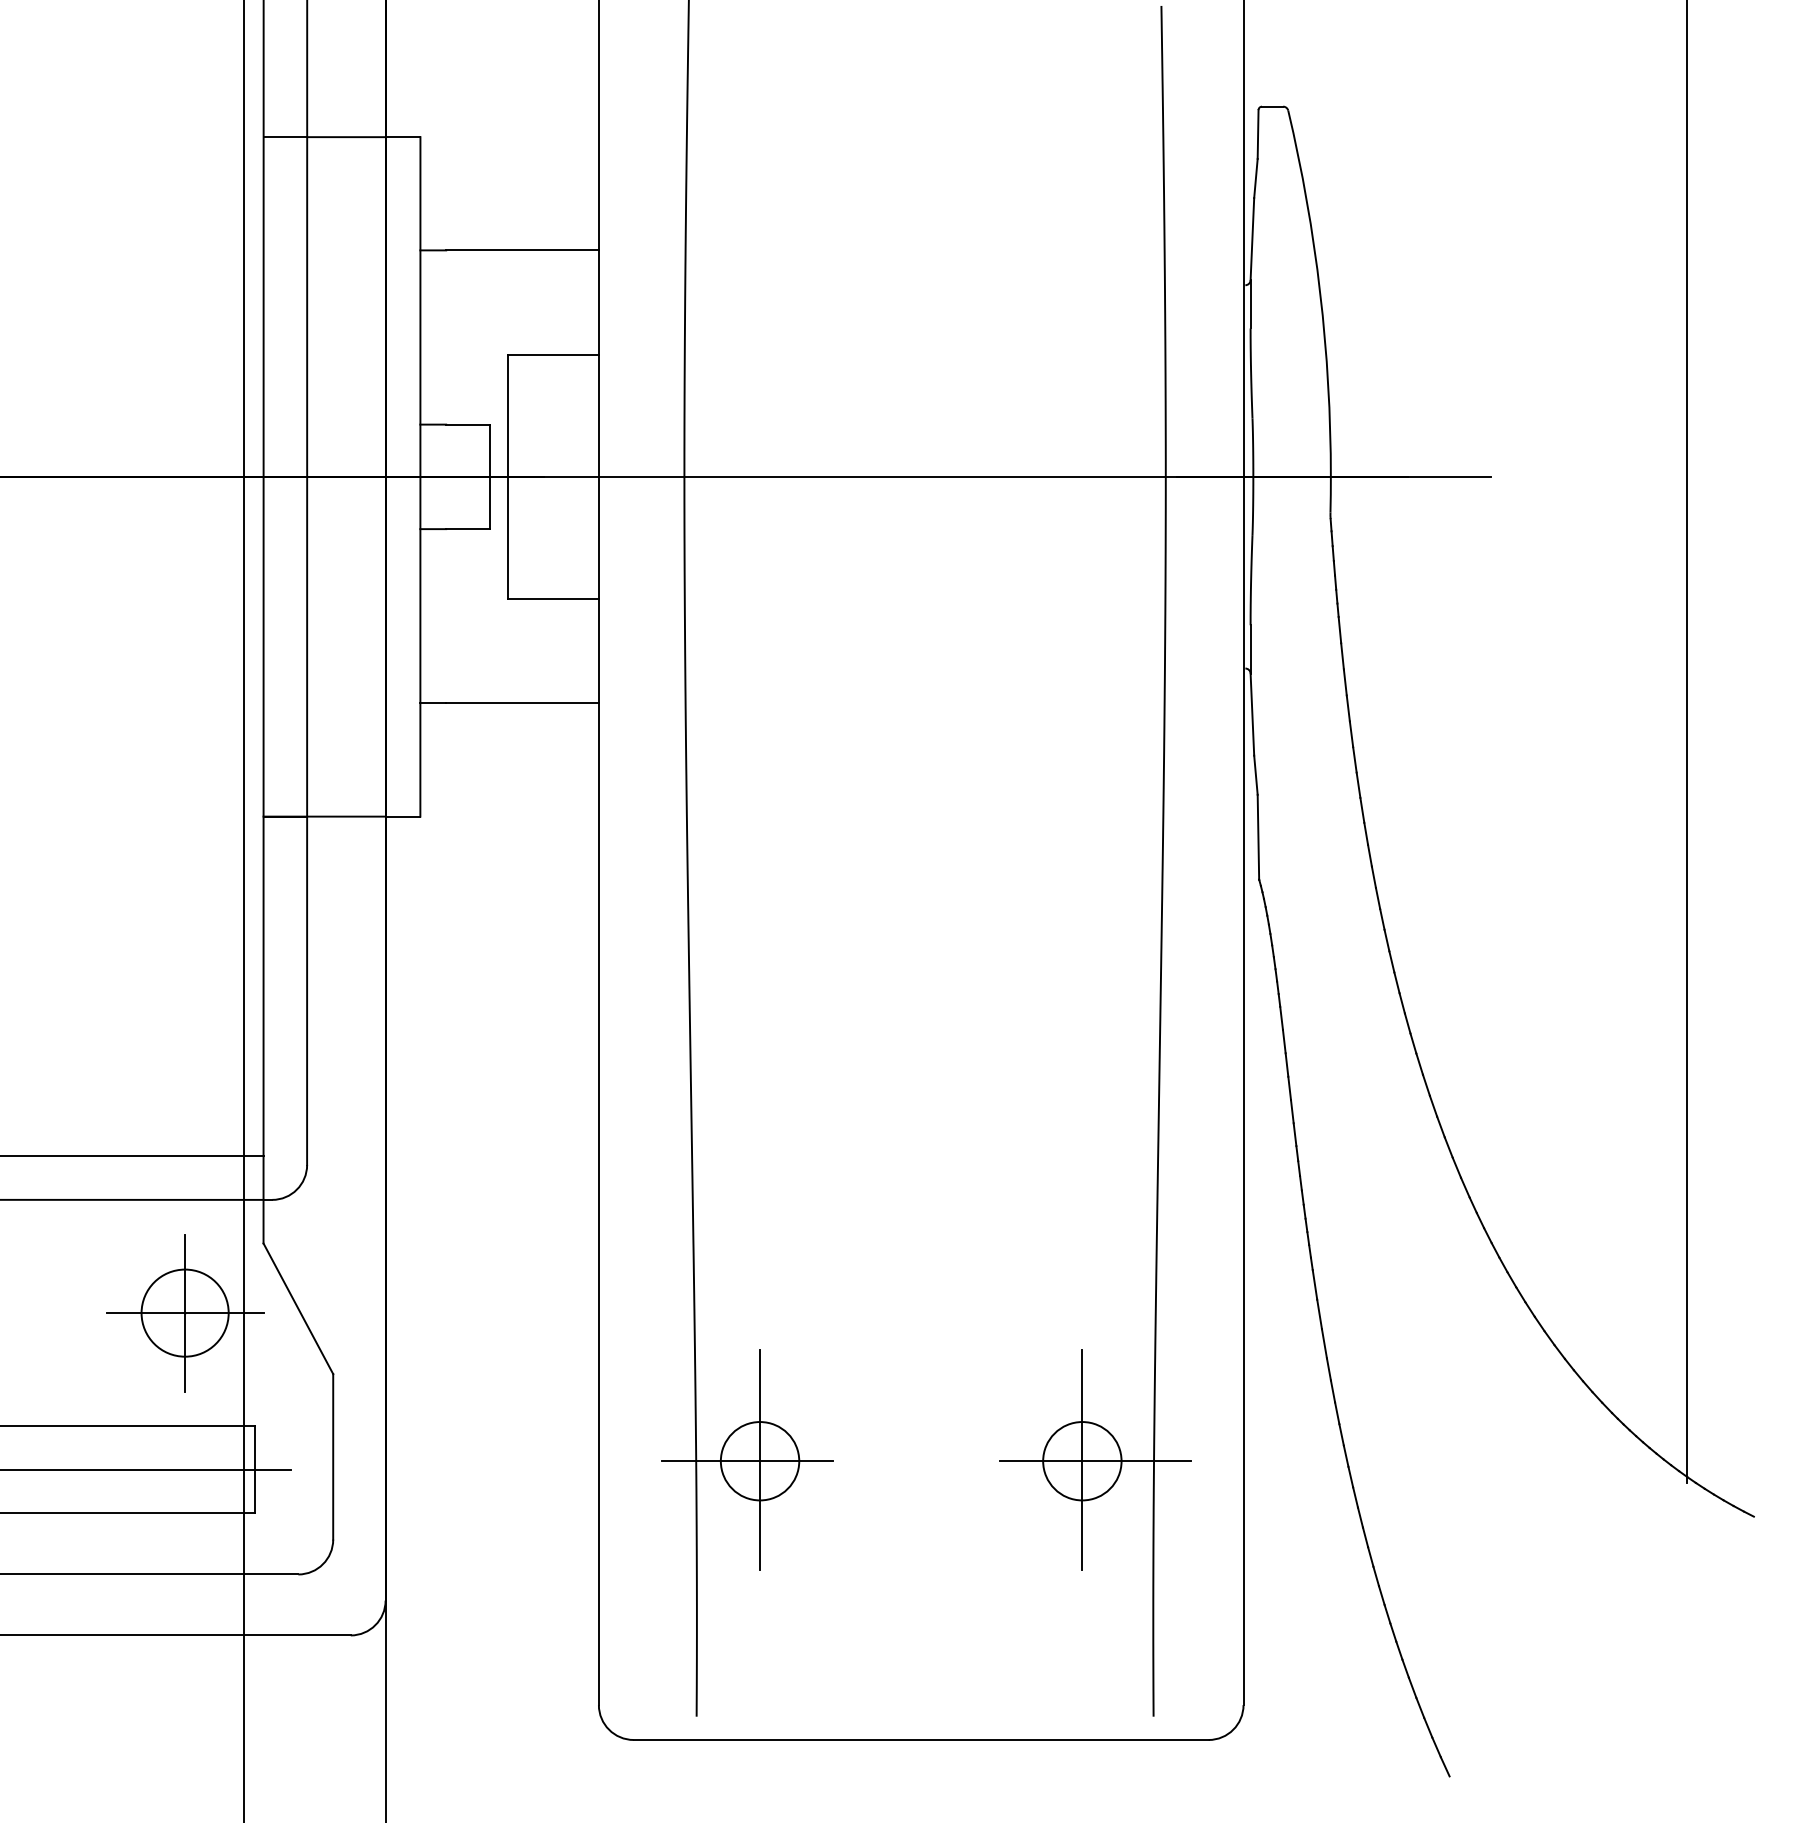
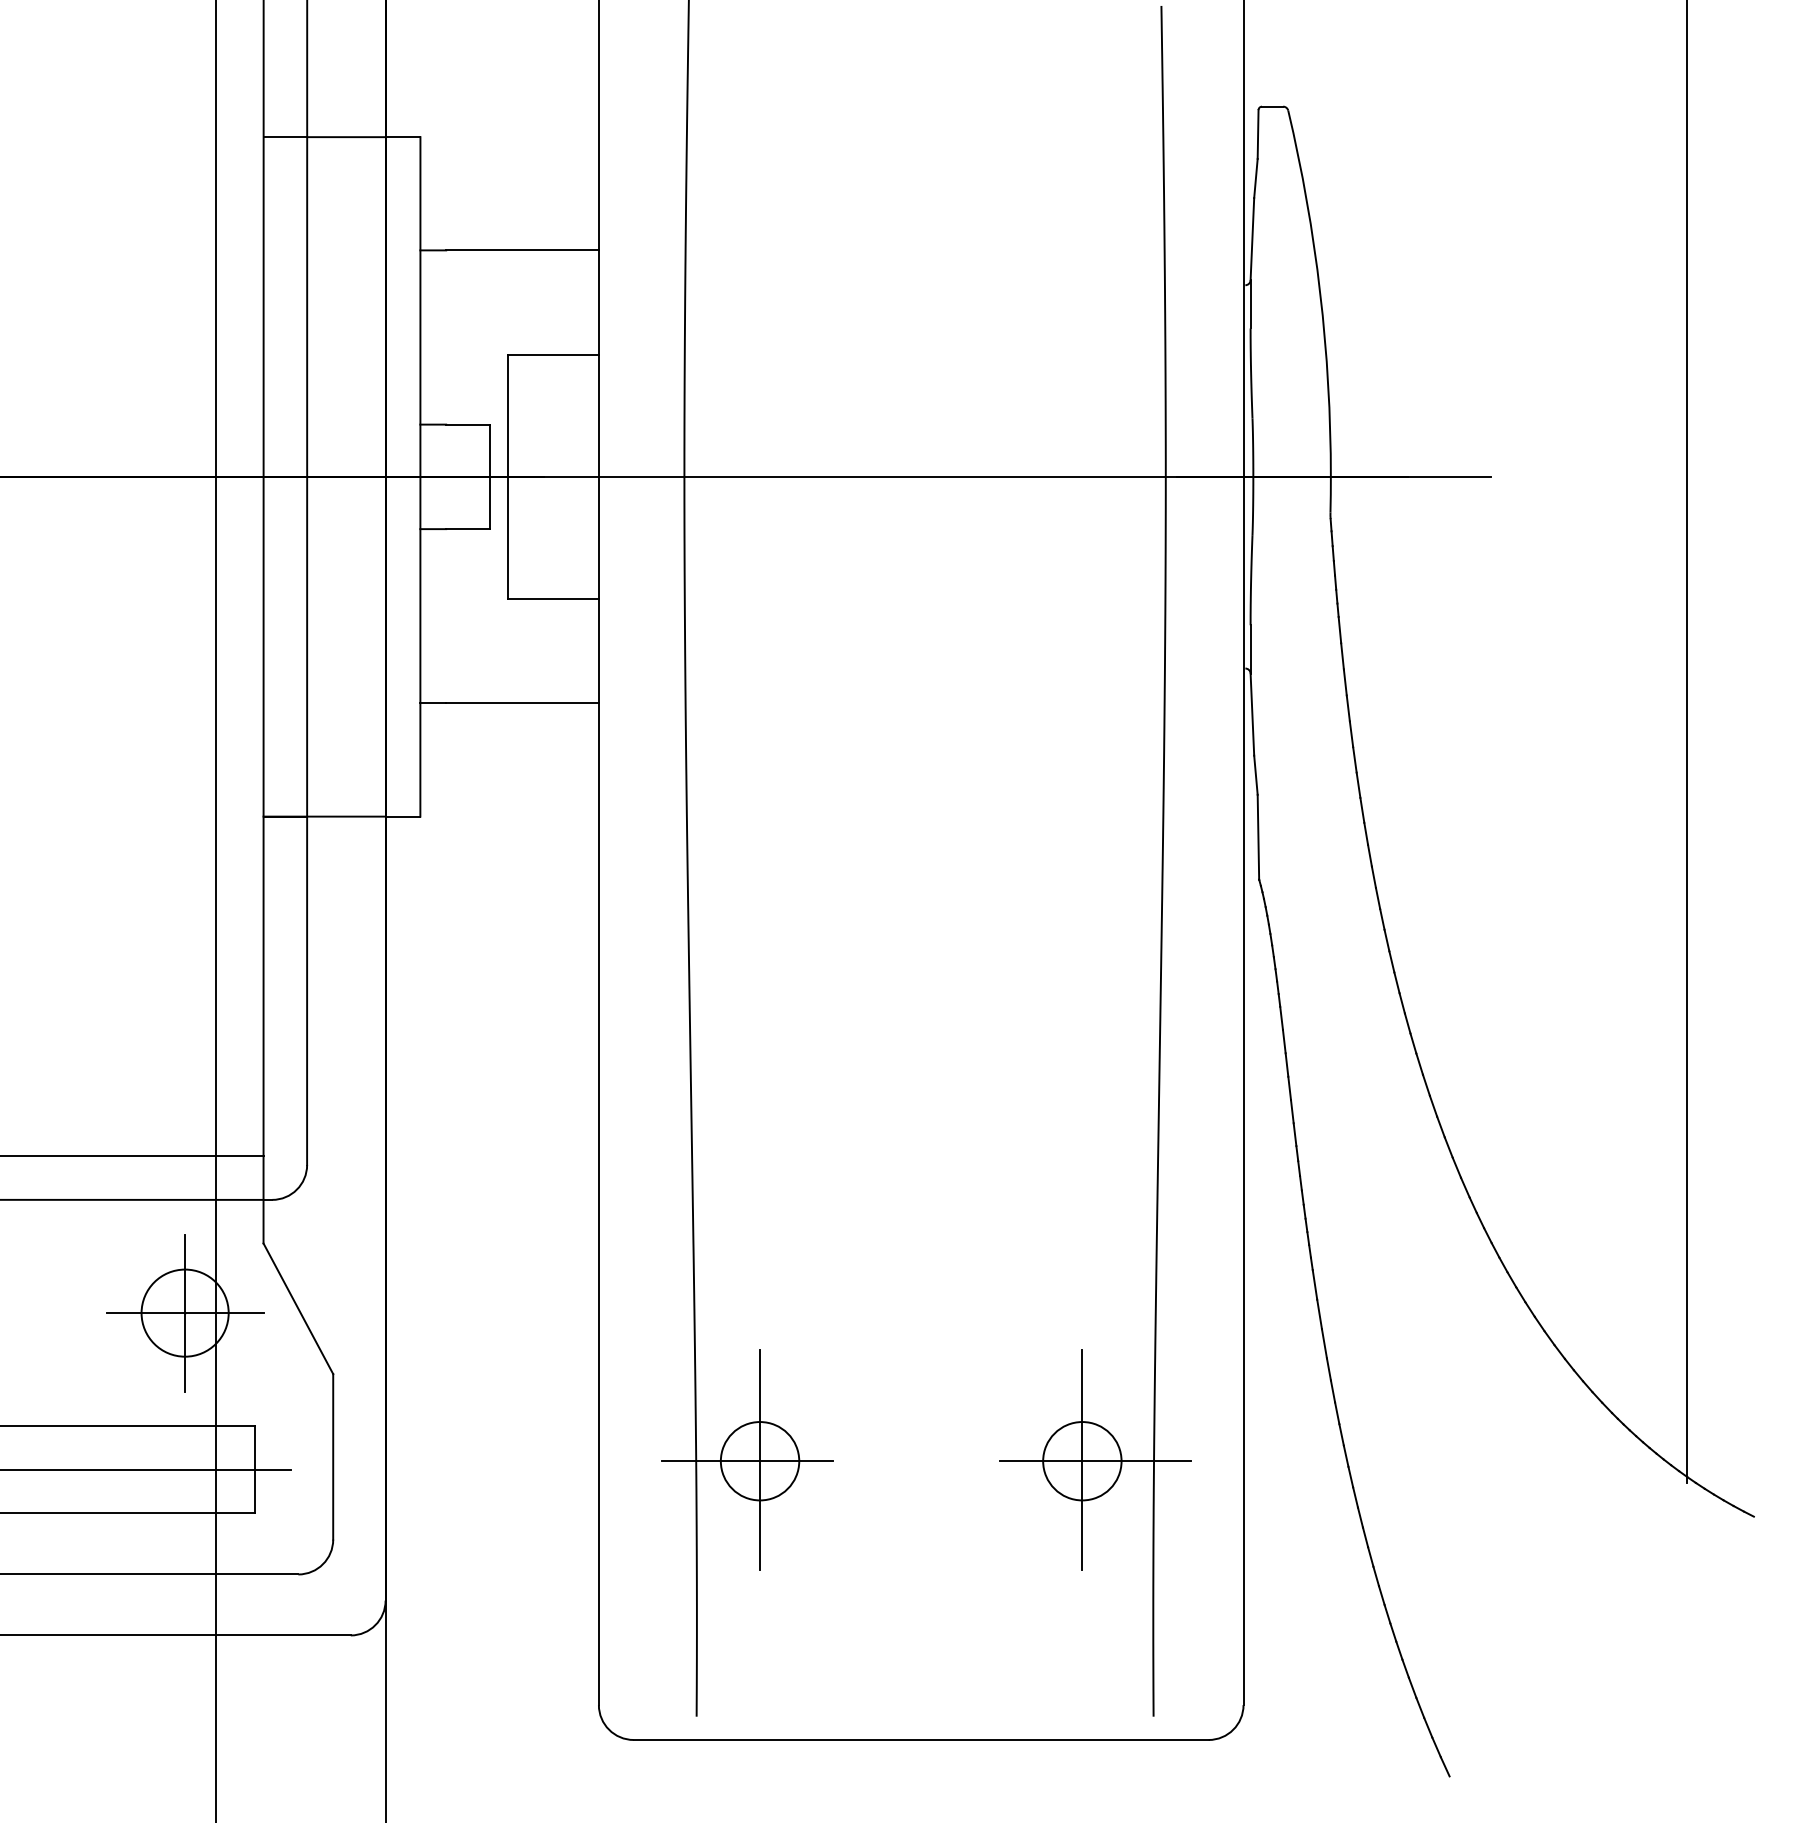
line position: (244, 910) -> (216, 910) (216, 910)
